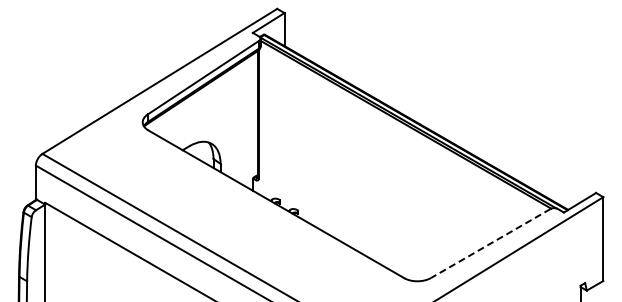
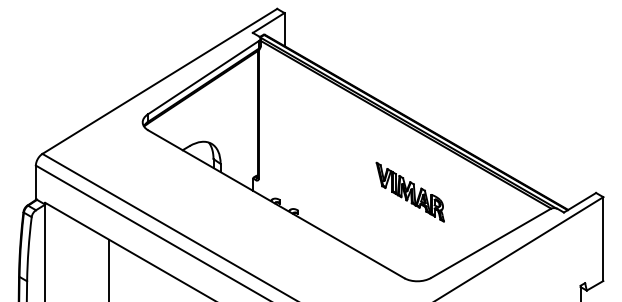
part: none -> present (409, 191)
line: dashed -> solid (490, 243)
line: none -> present (109, 268)
